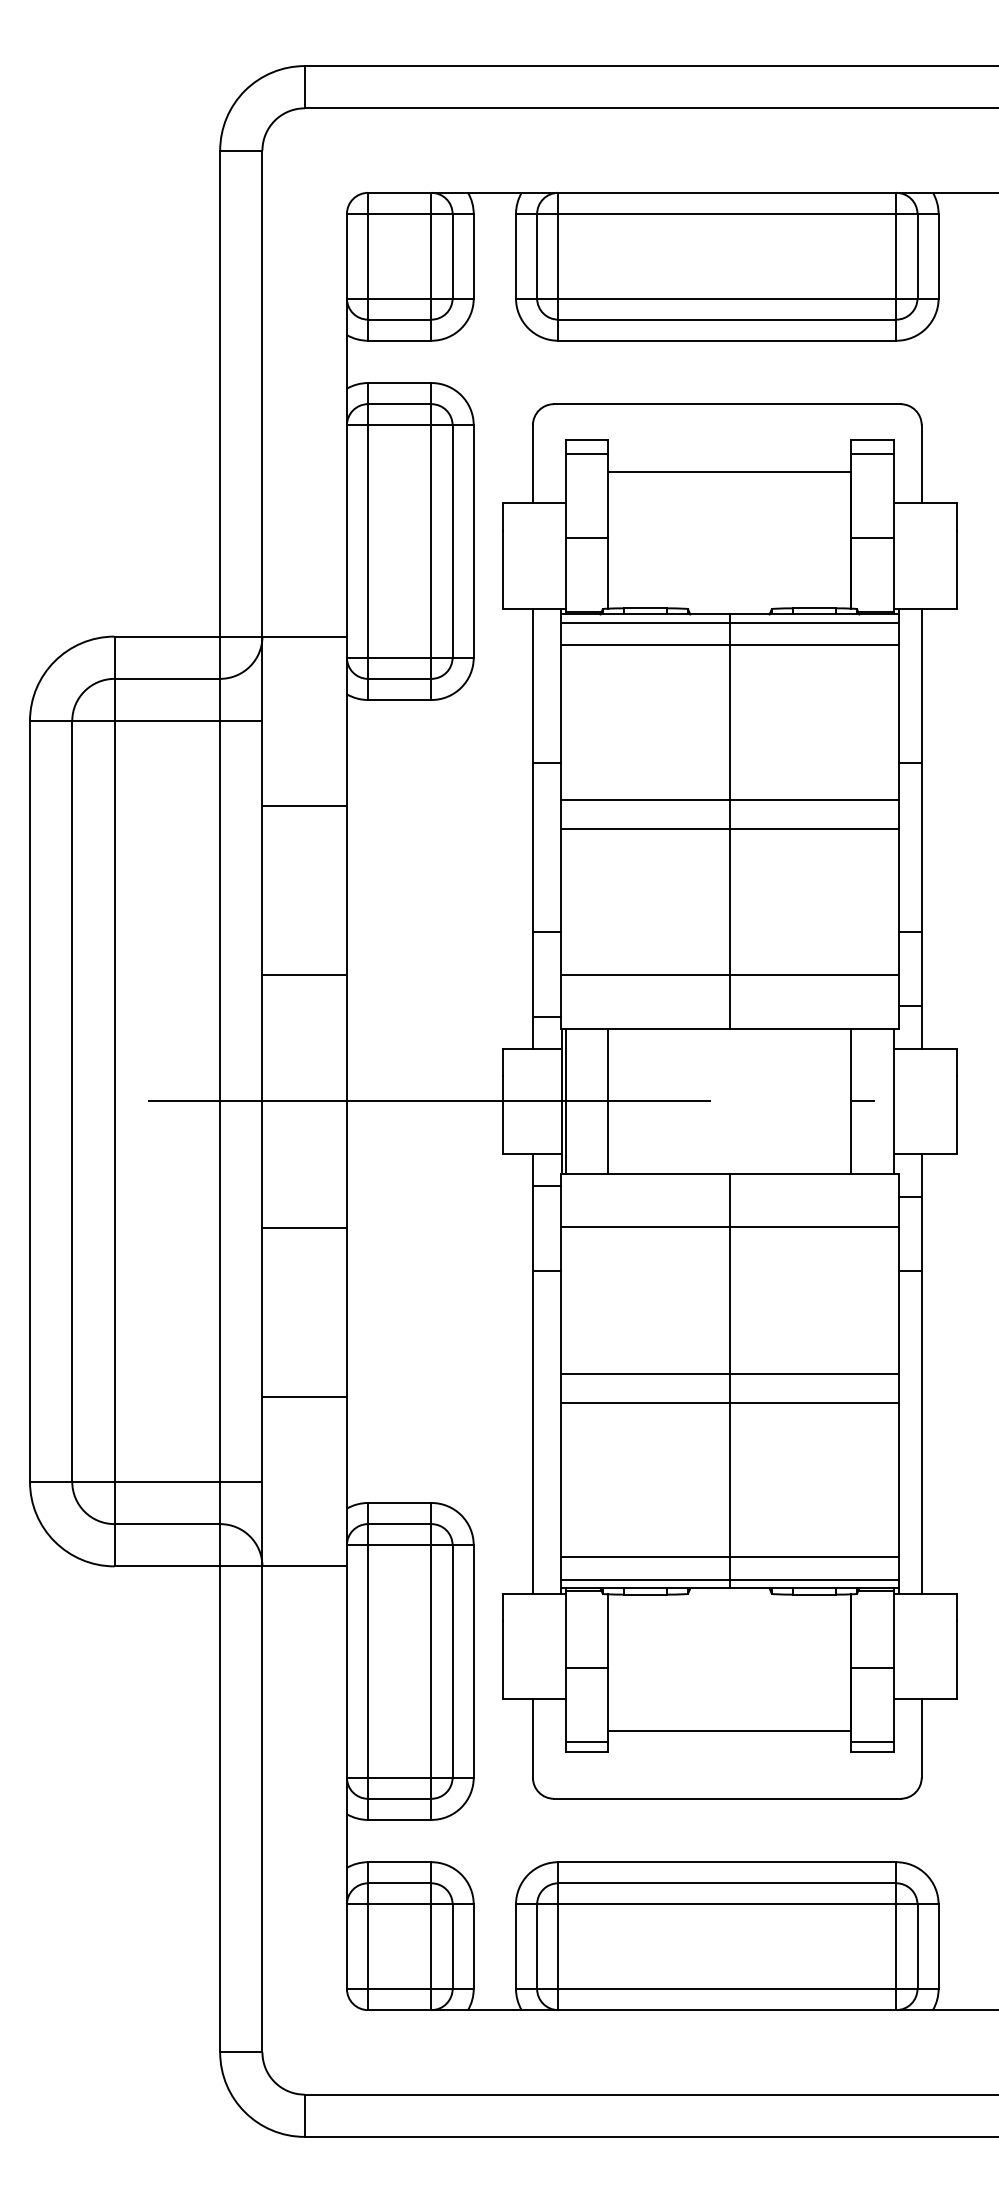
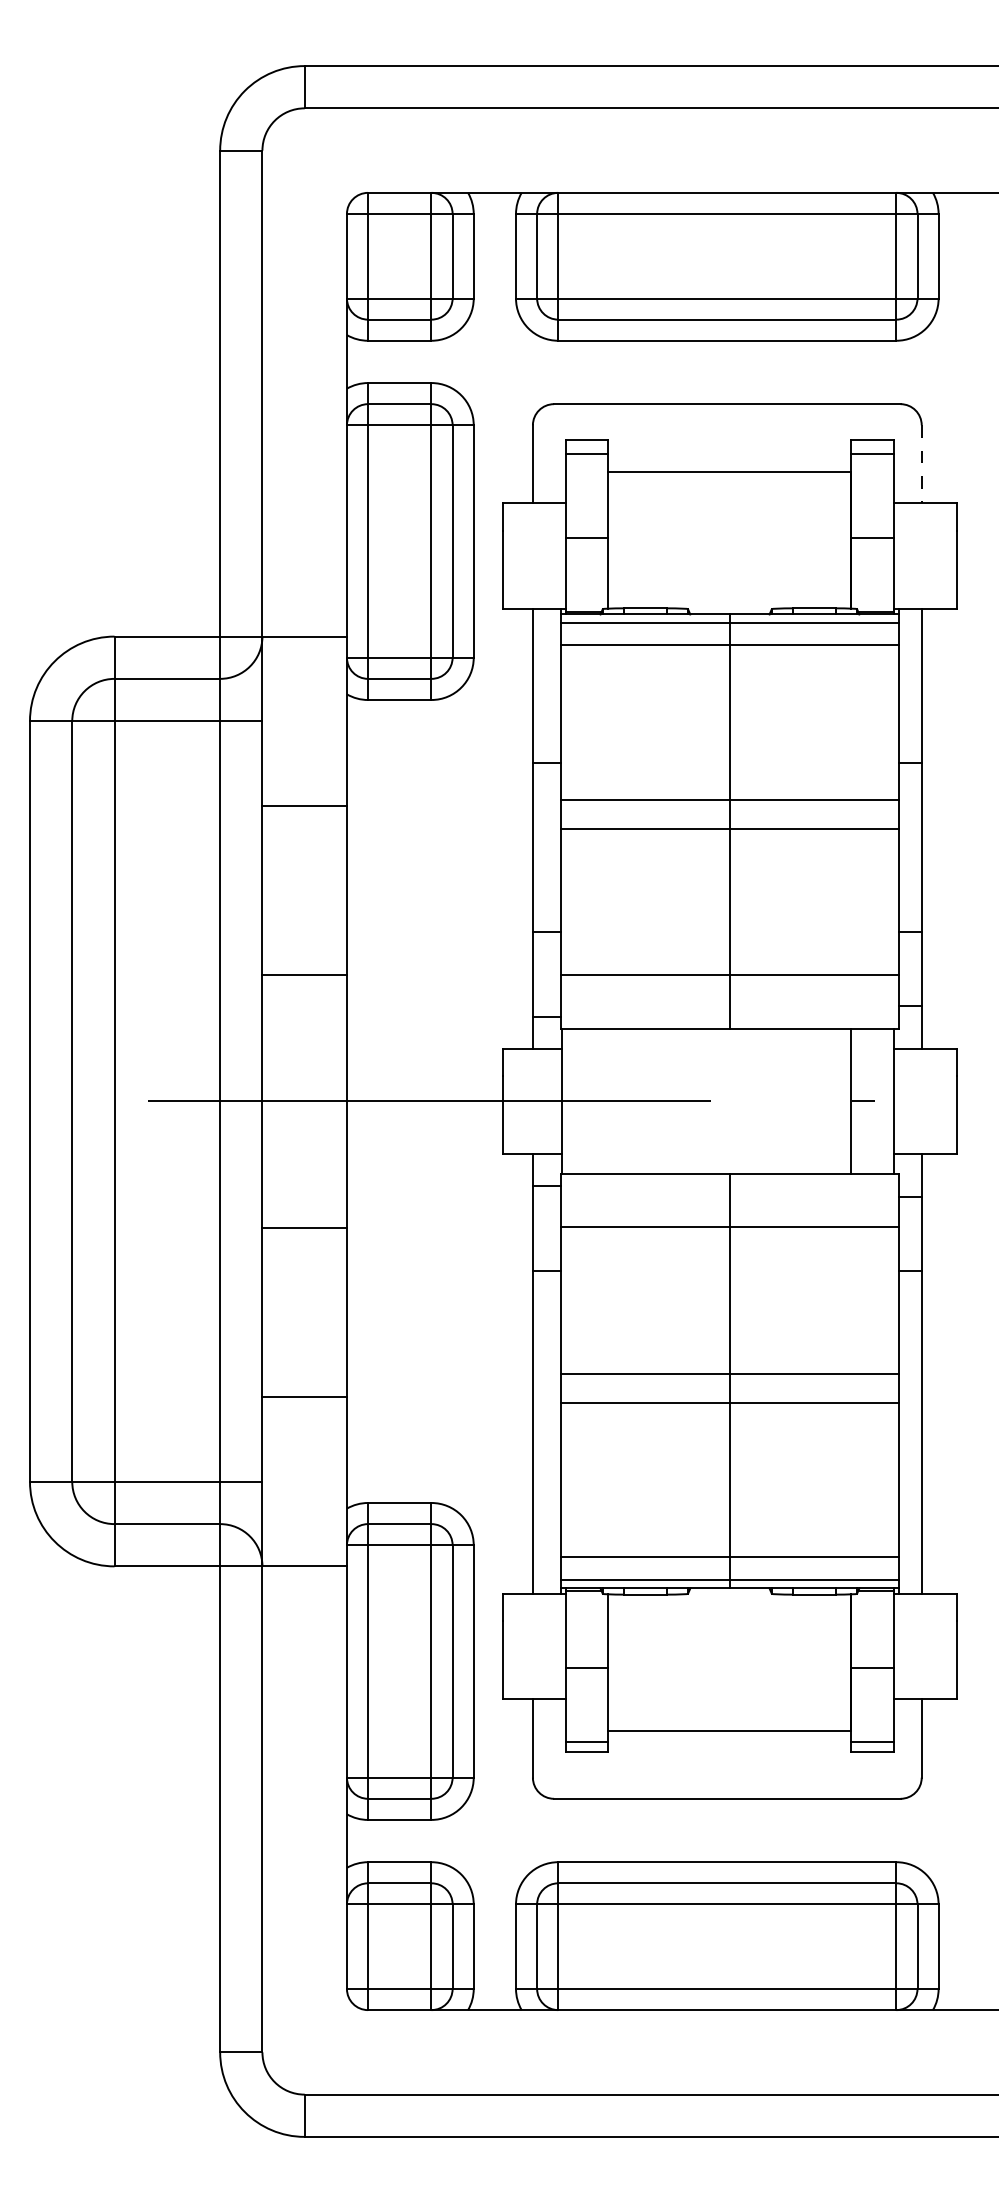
line: solid -> dashed (921, 464)
line: present -> none (566, 1101)
line: present -> none (608, 1101)
